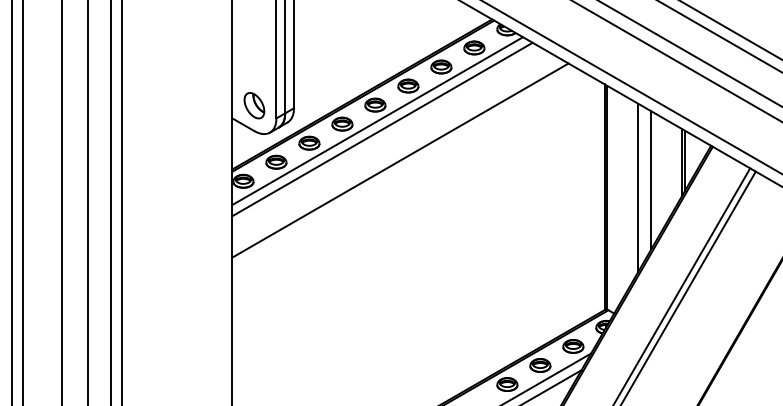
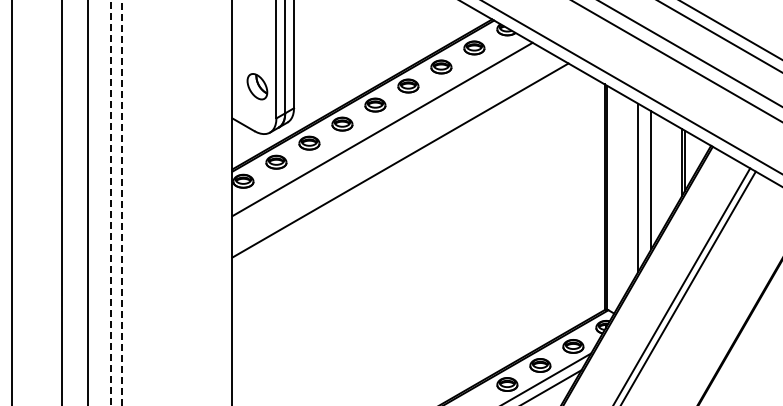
part position: (254, 105) -> (257, 86) (257, 86)
line: present -> none (377, 120)
line: present -> none (23, 202)
line: solid -> dashed (111, 203)
line: solid -> dashed (122, 203)
